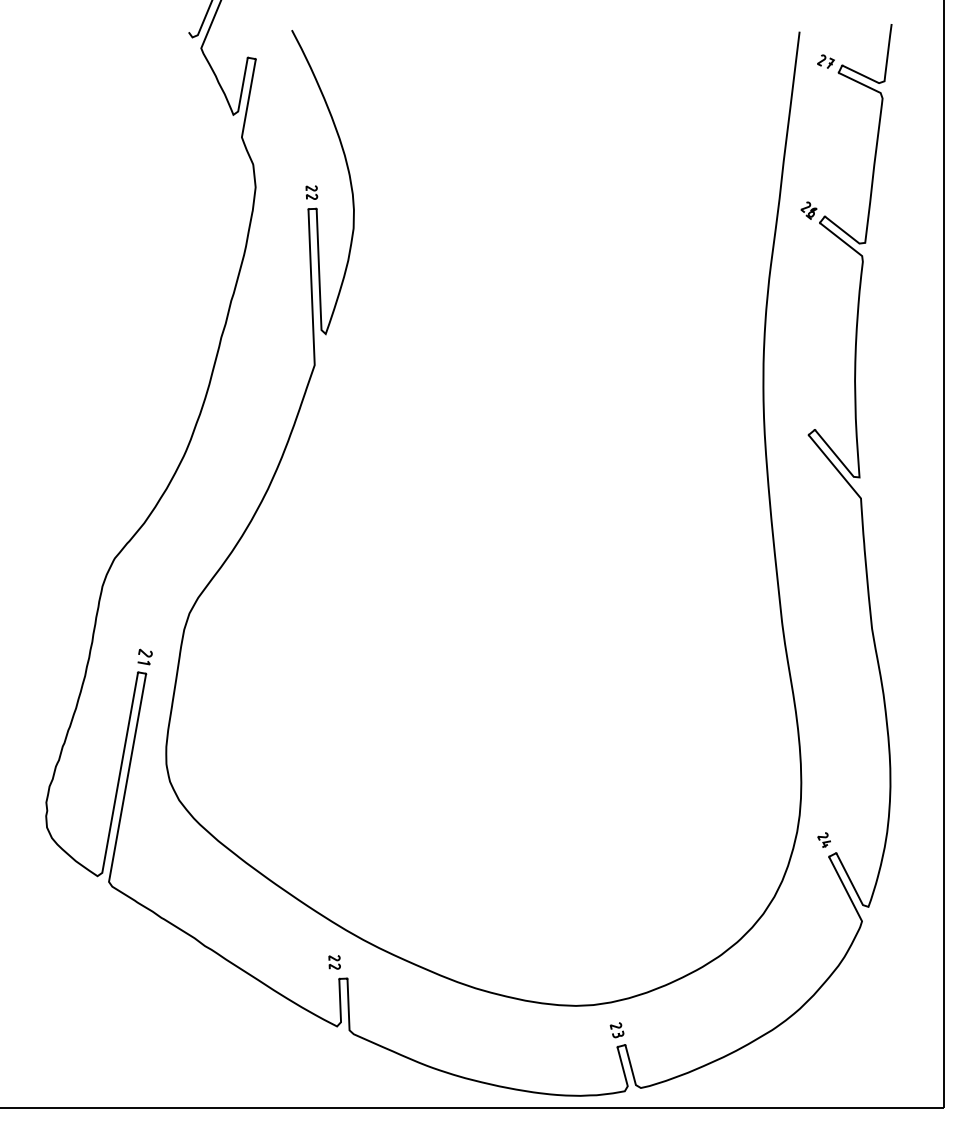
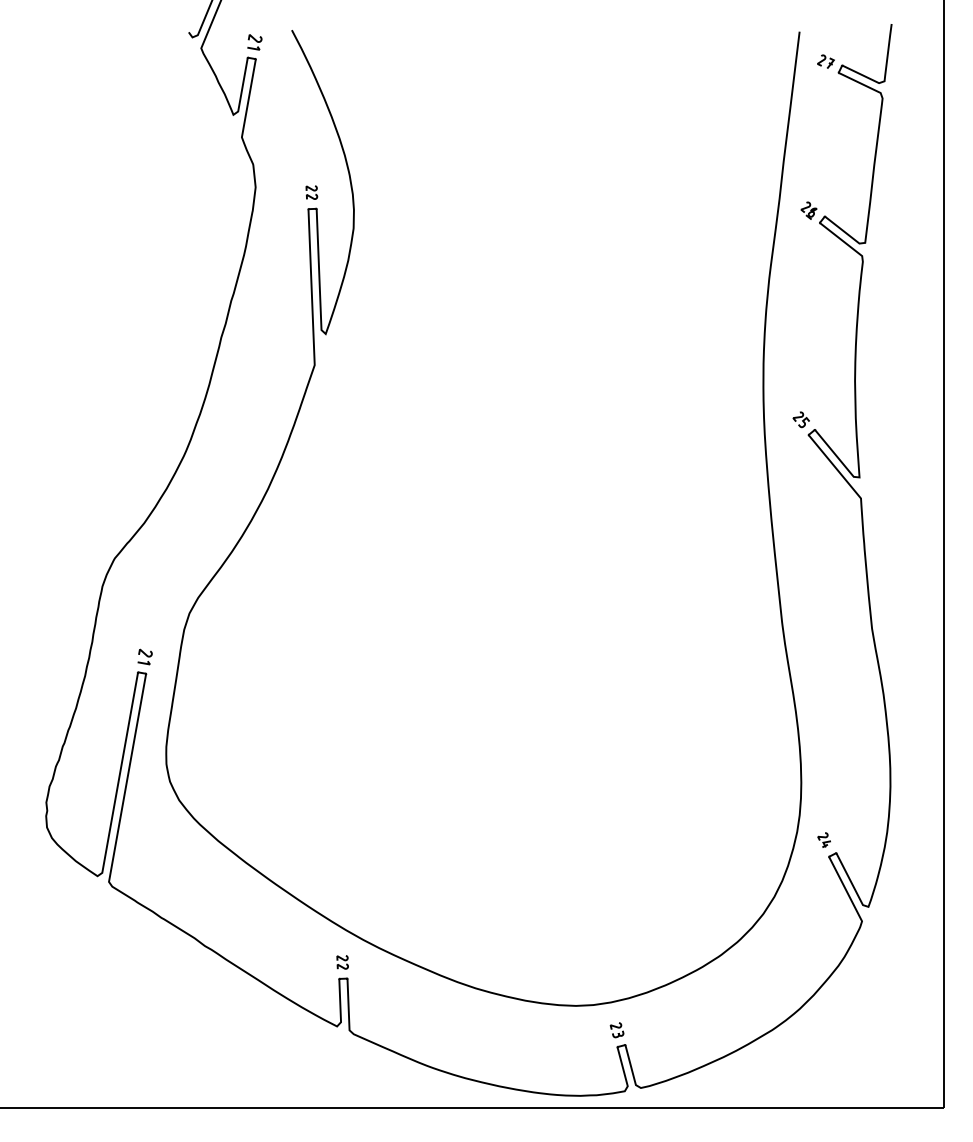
part: none -> present (254, 42)
part: none -> present (800, 419)
part position: (334, 962) -> (342, 962) (342, 962)
